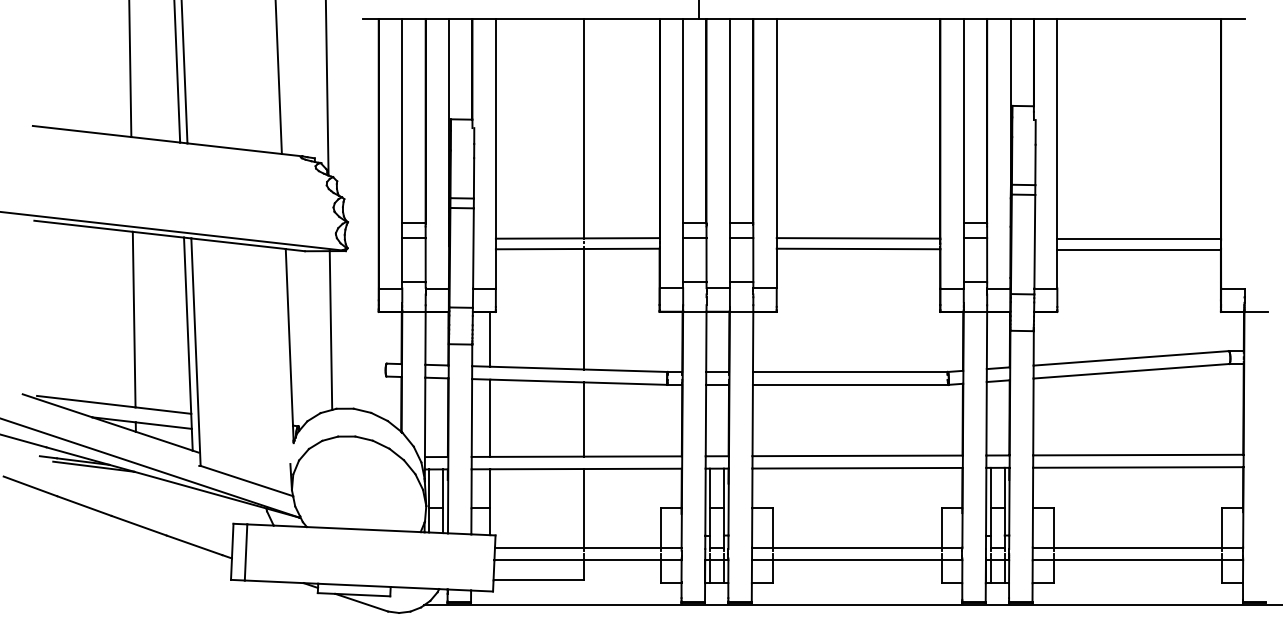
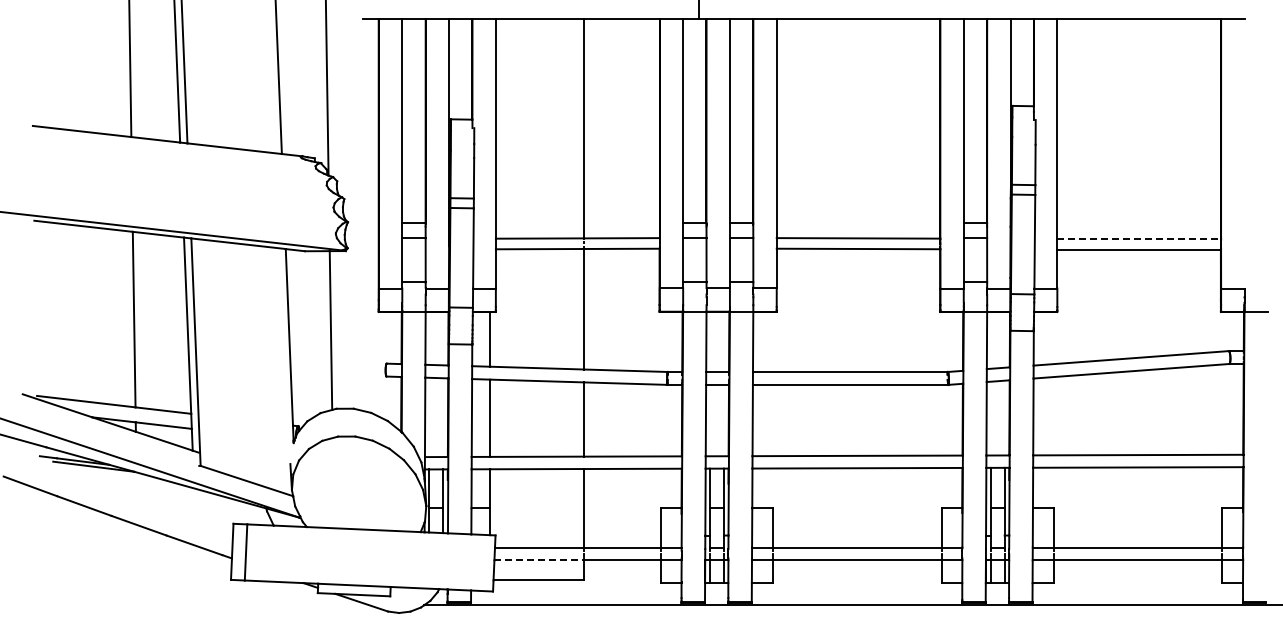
line: solid -> dashed (1139, 238)
line: solid -> dashed (539, 560)
